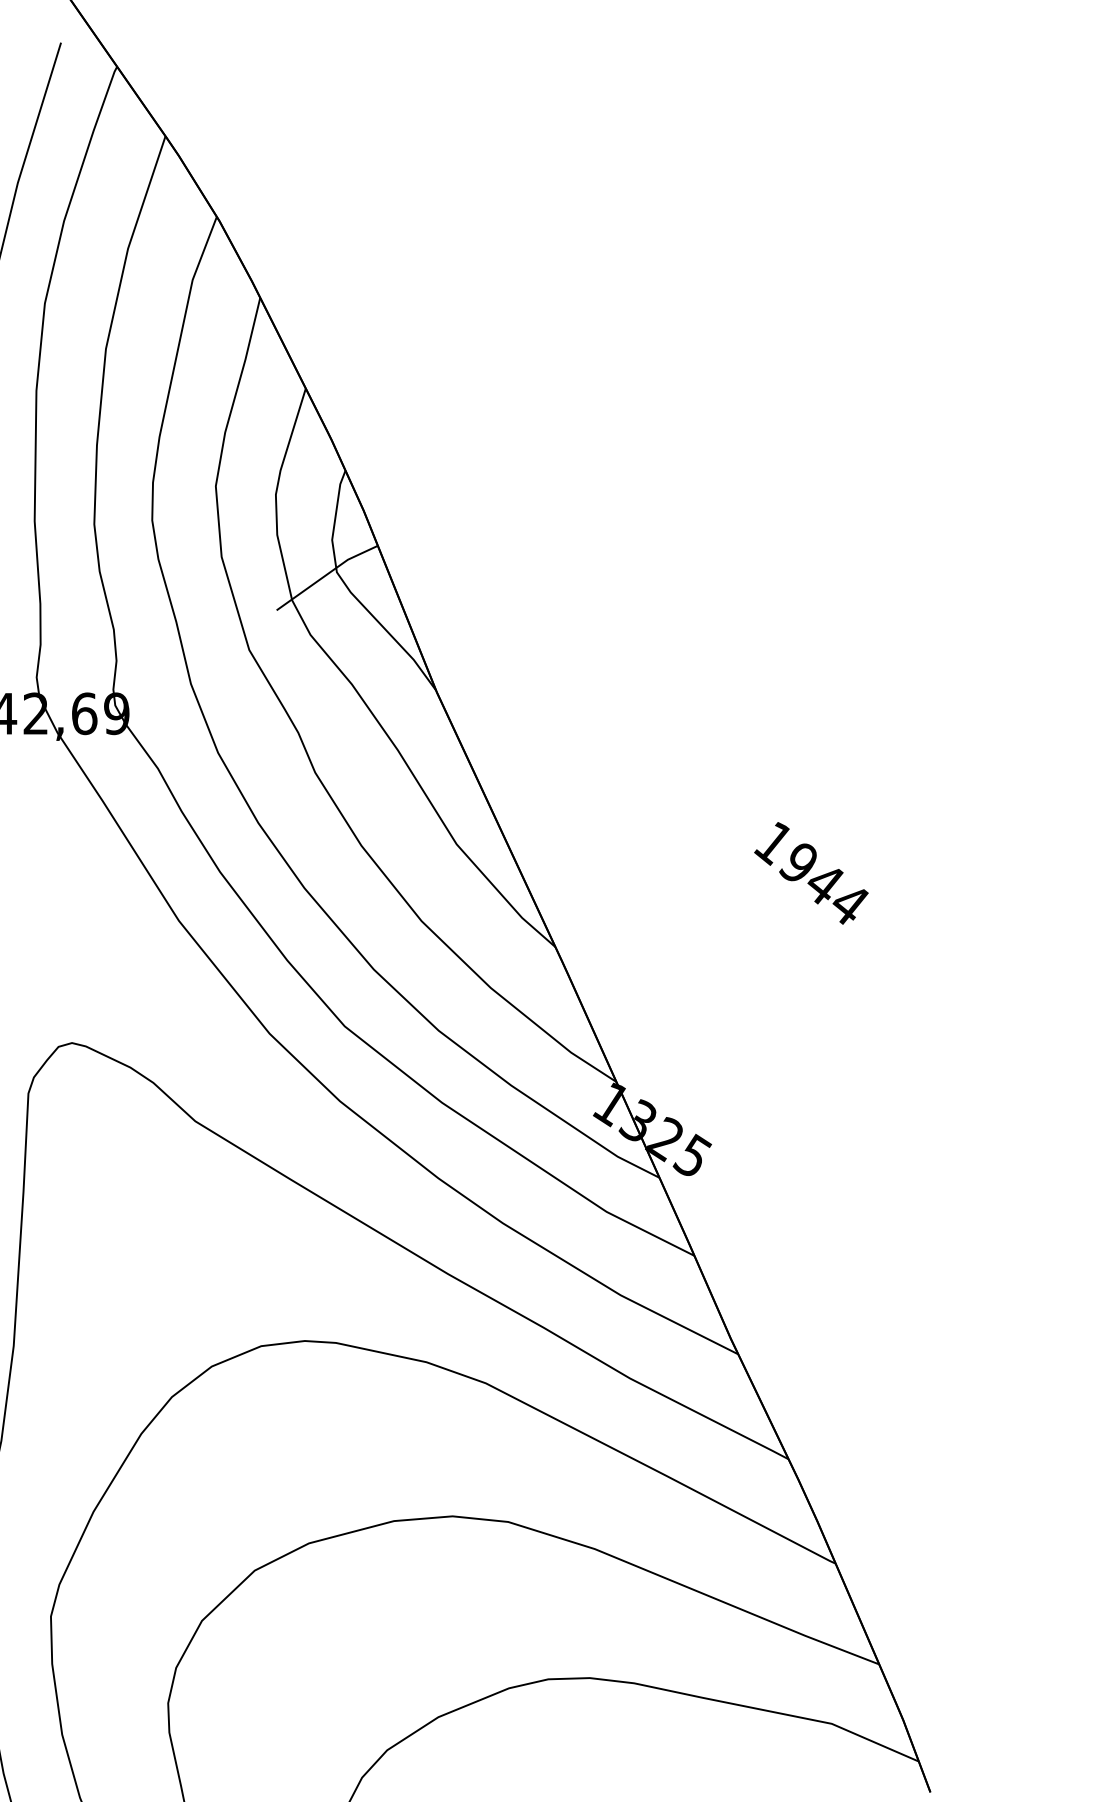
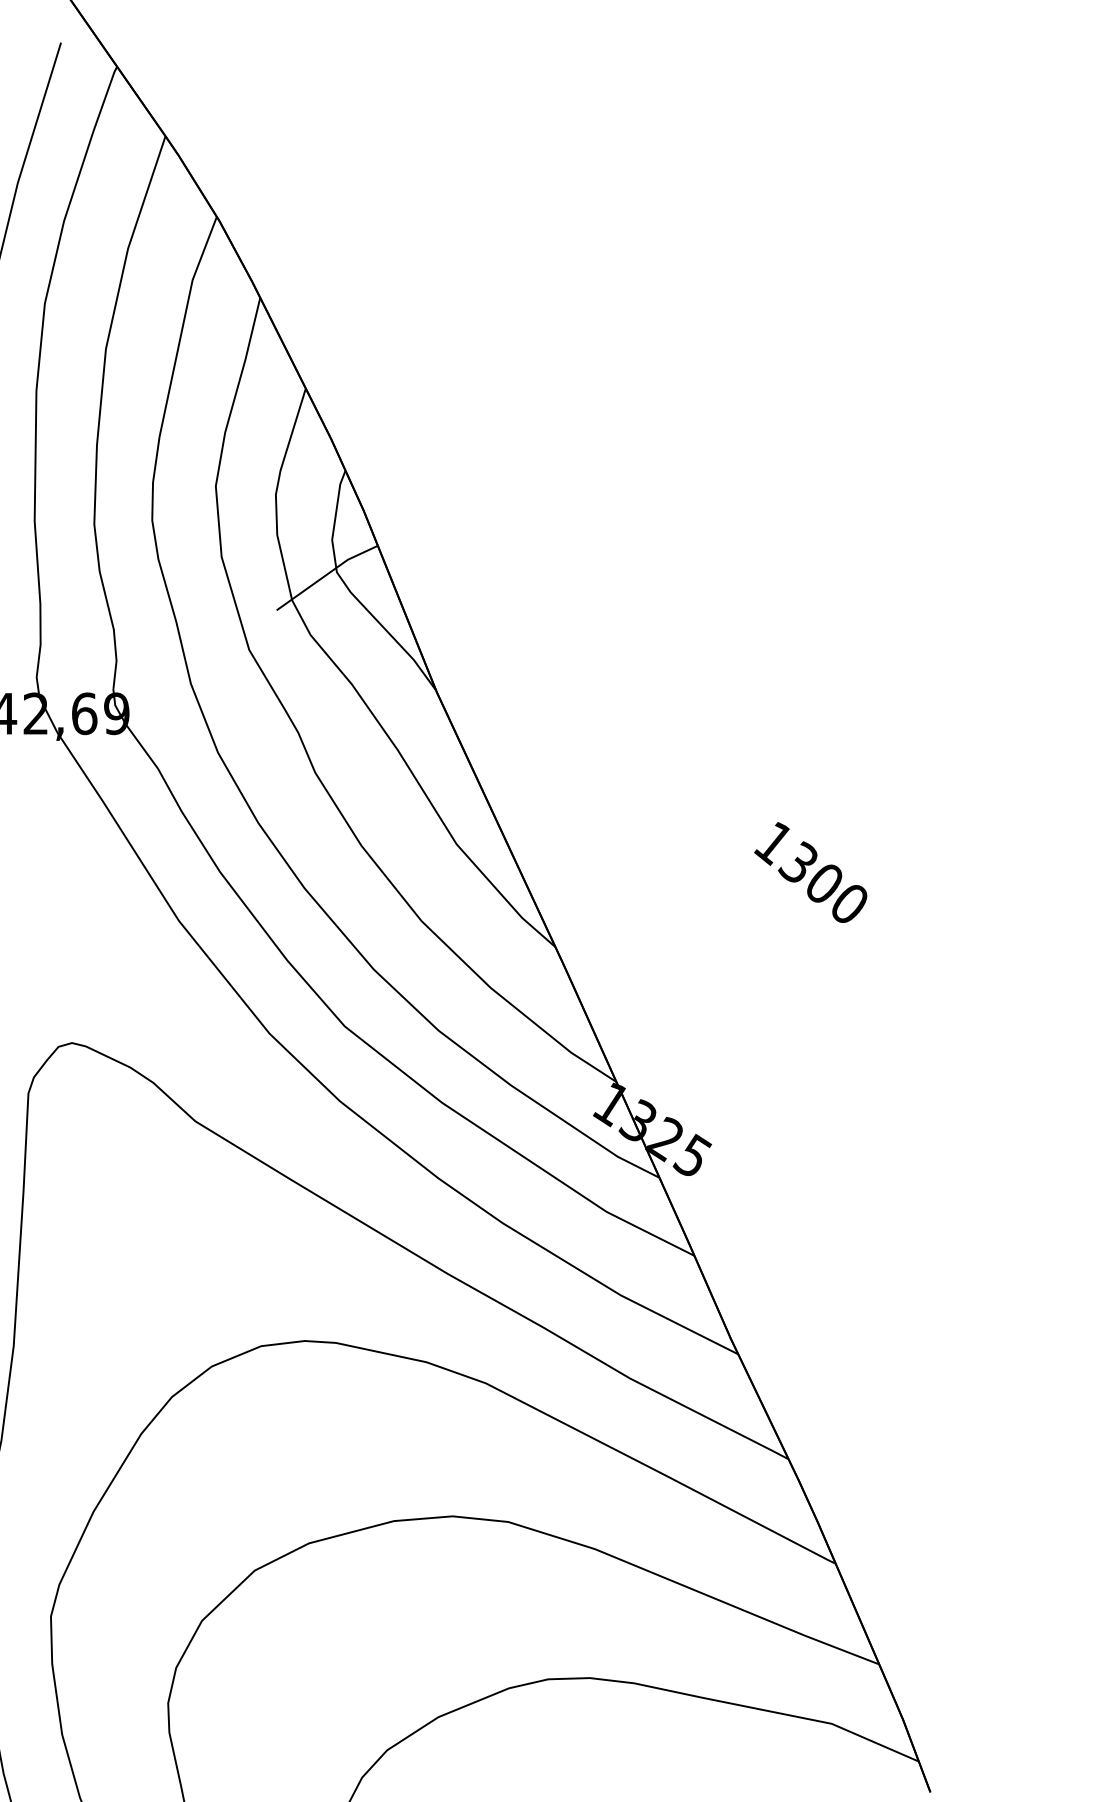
text: 1944 -> 1300 (823, 882)
